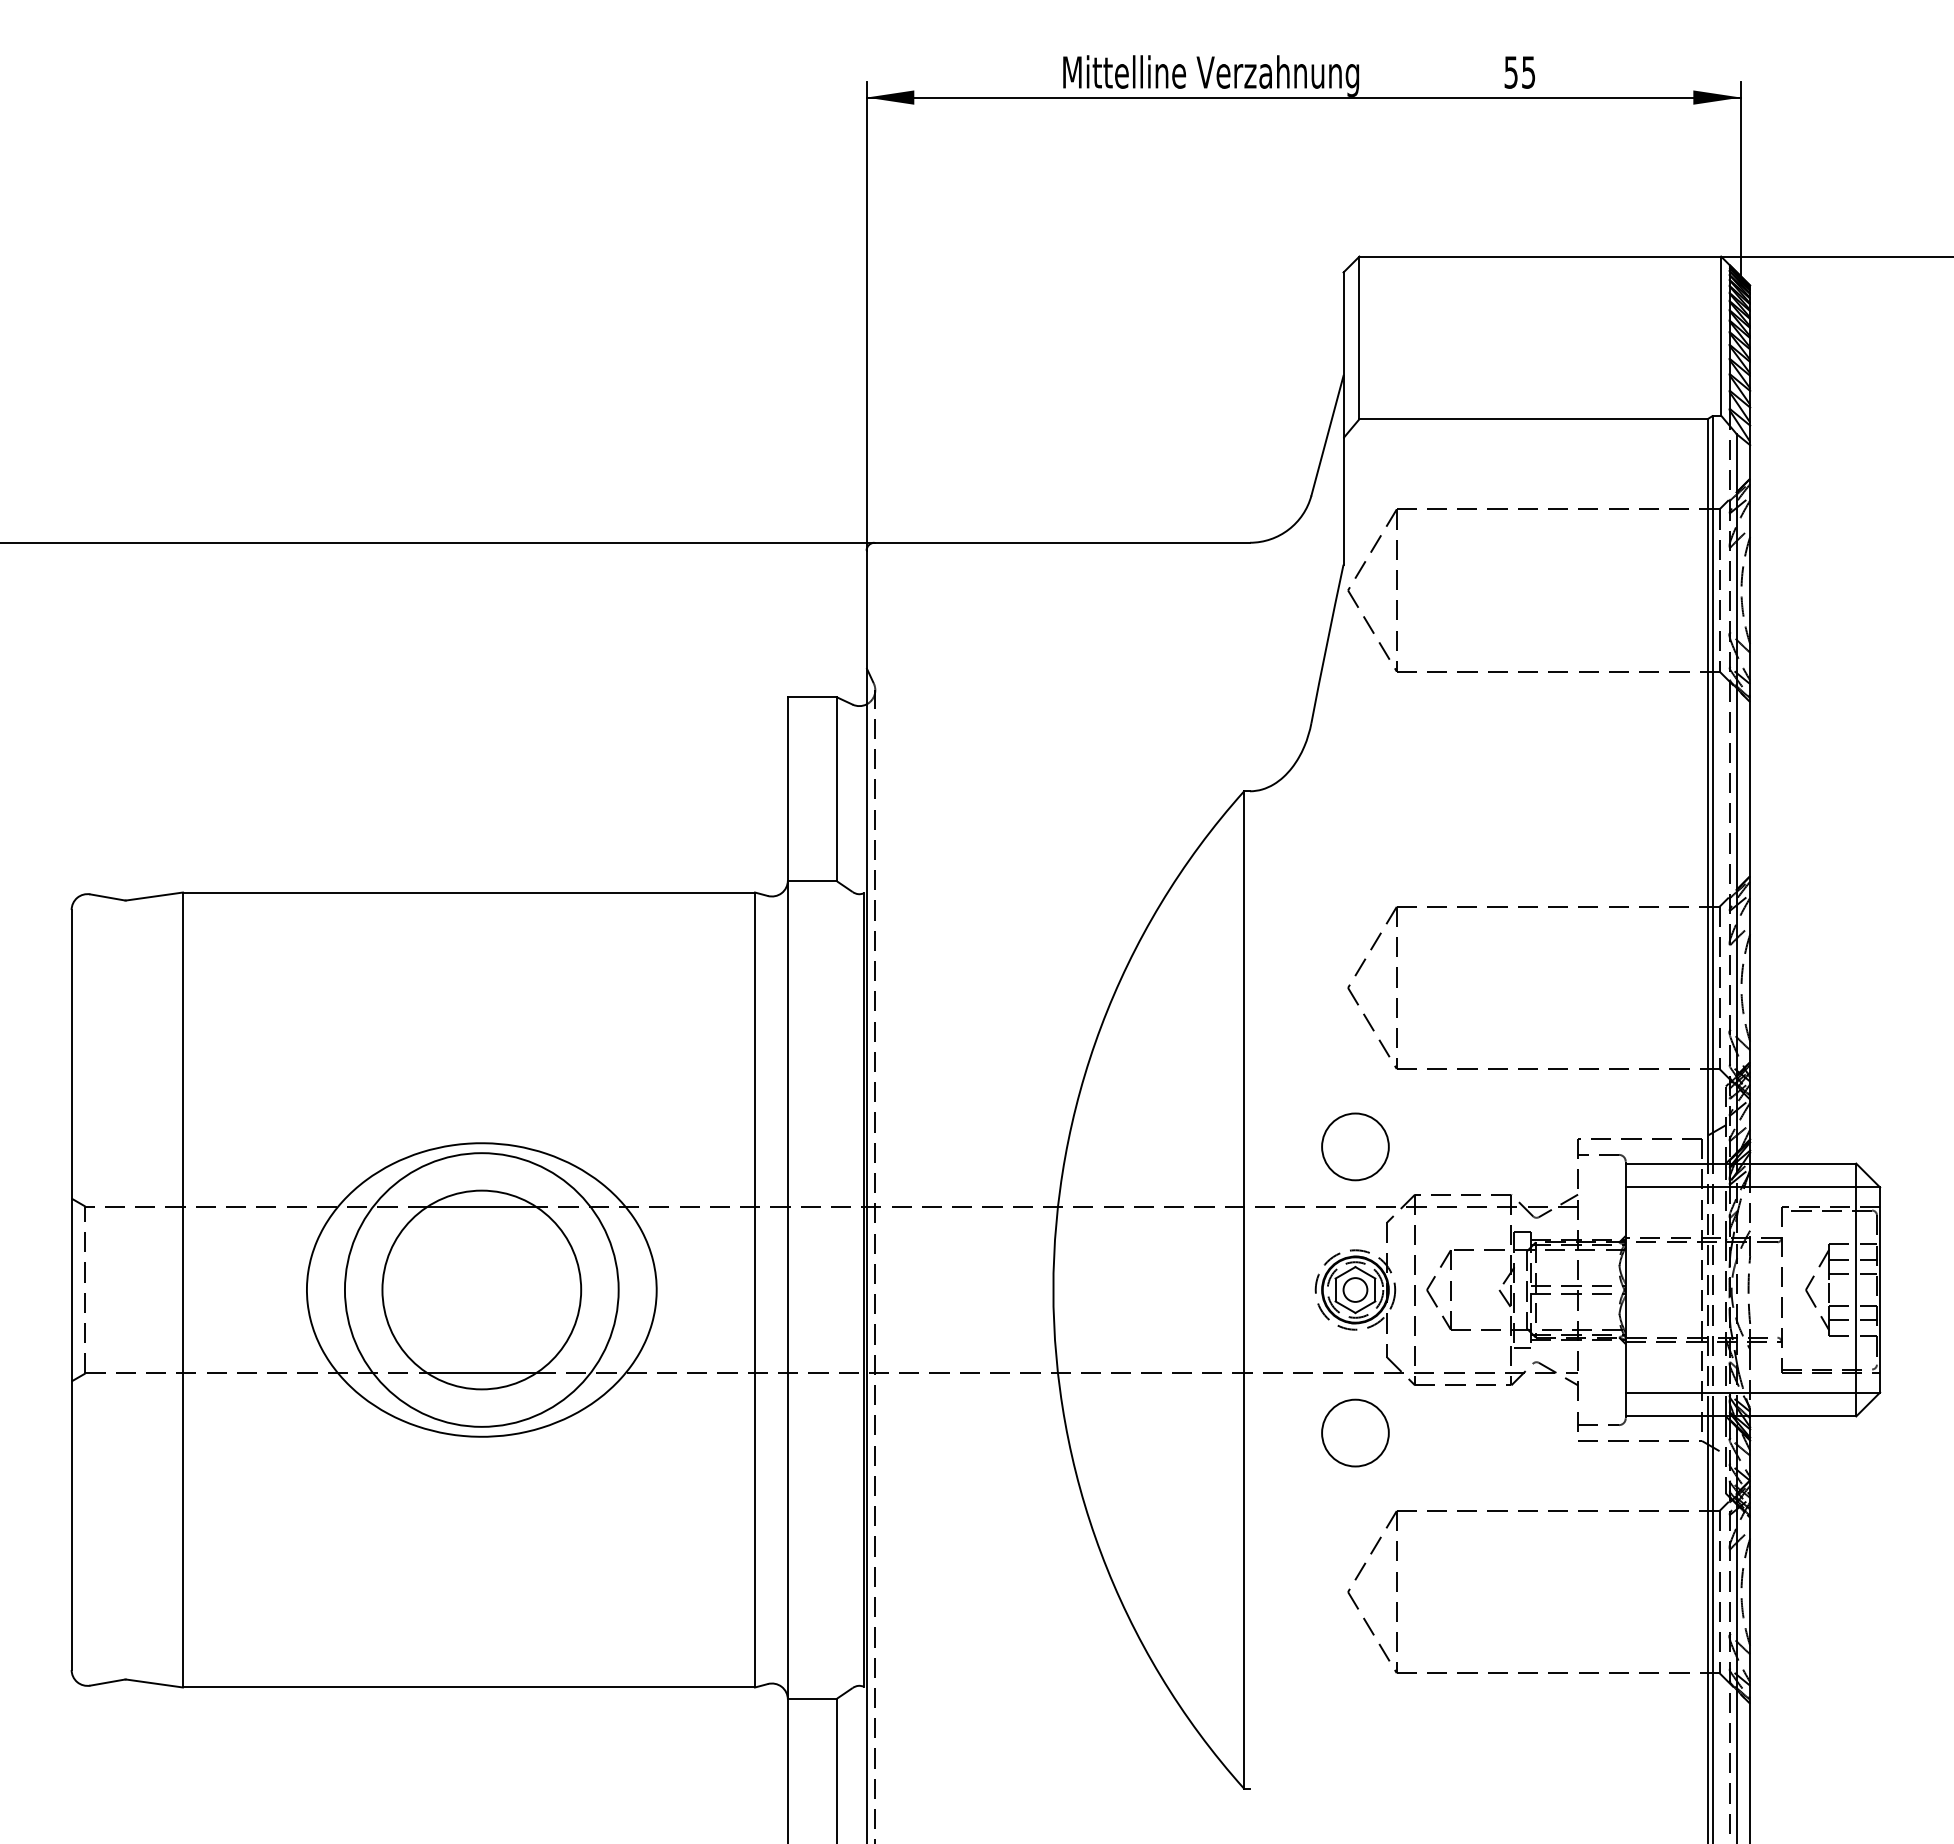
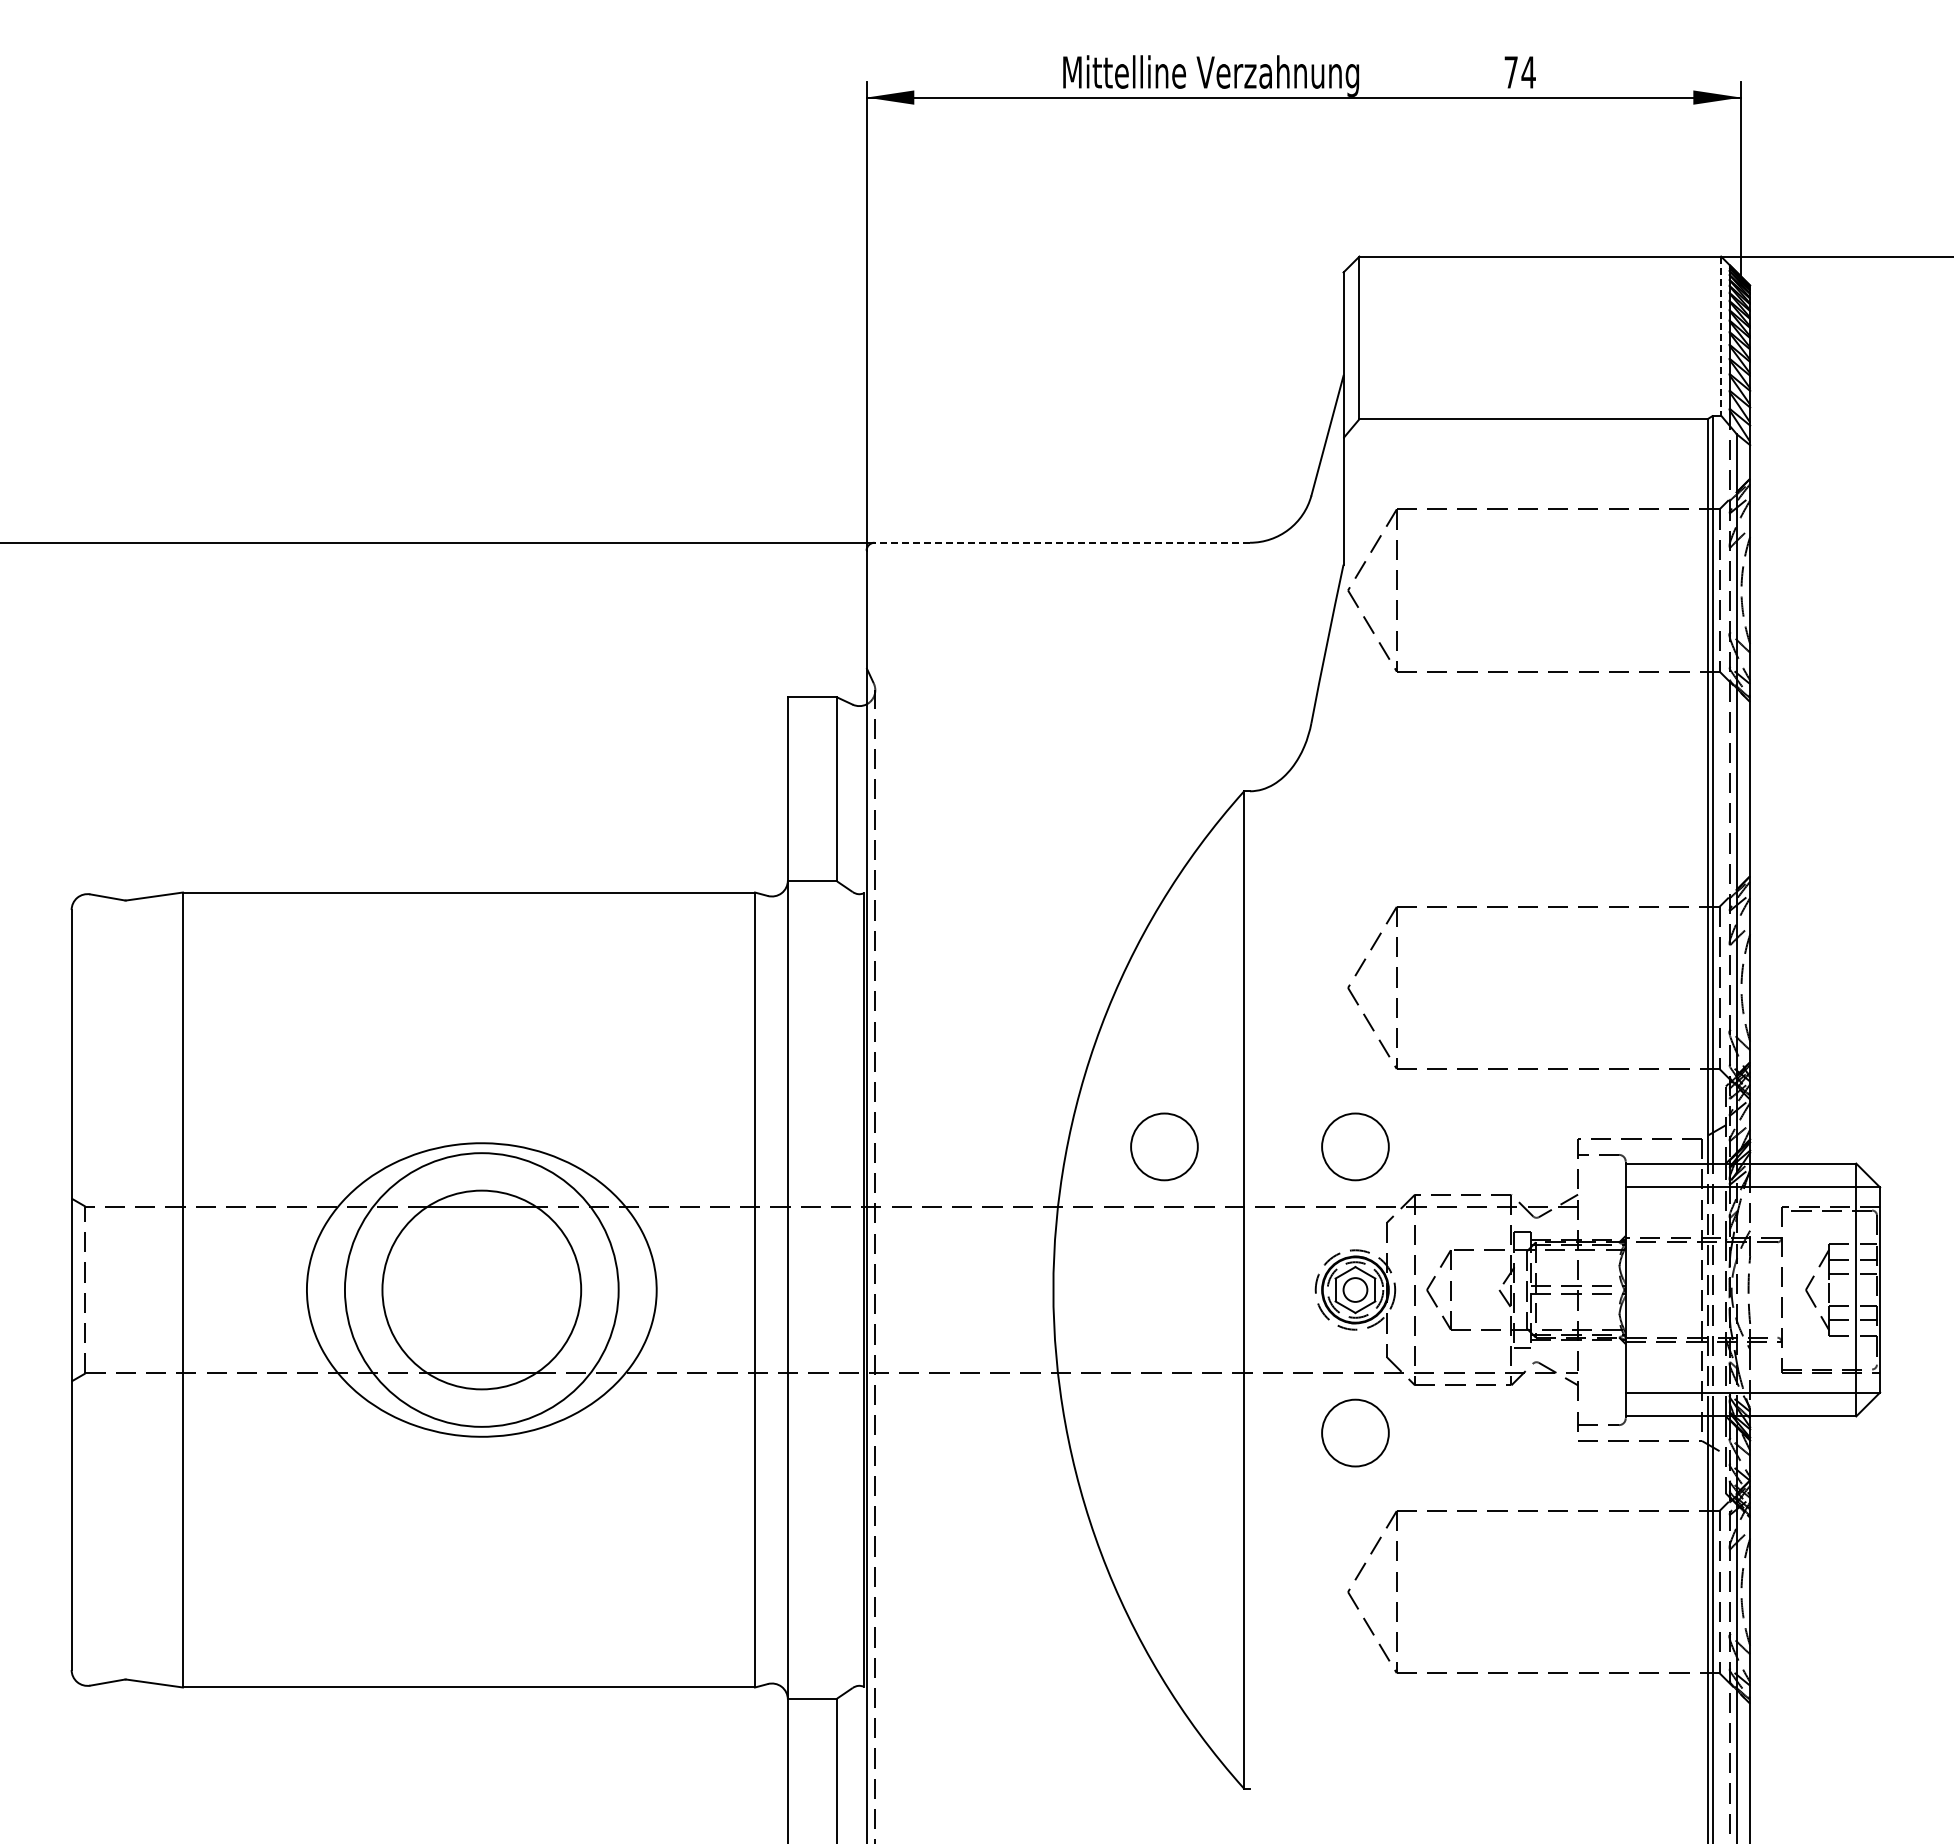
text: 55 -> 74 (1519, 72)
line: solid -> dashed (1721, 336)
line: solid -> dashed (1062, 542)
circle: none -> present (1164, 1146)
